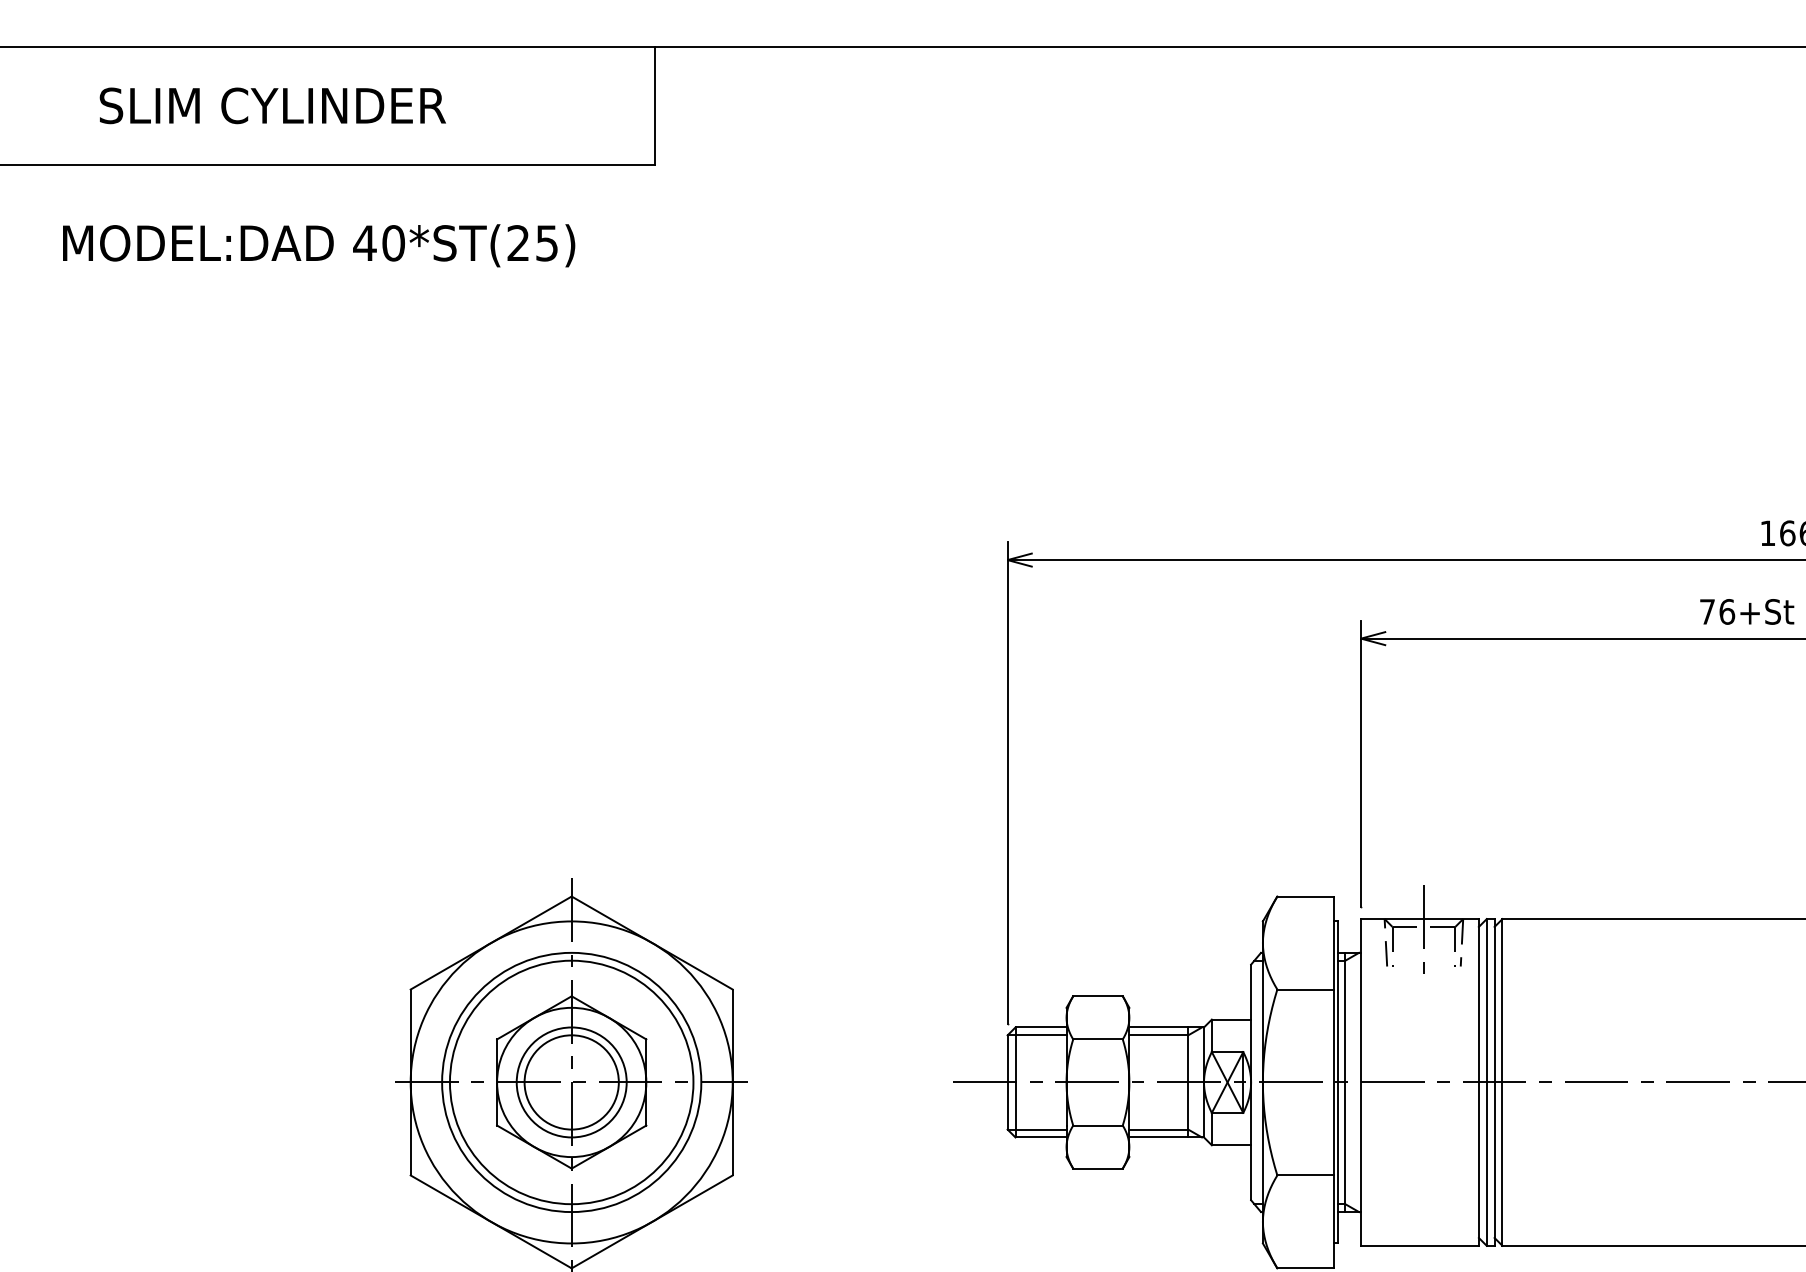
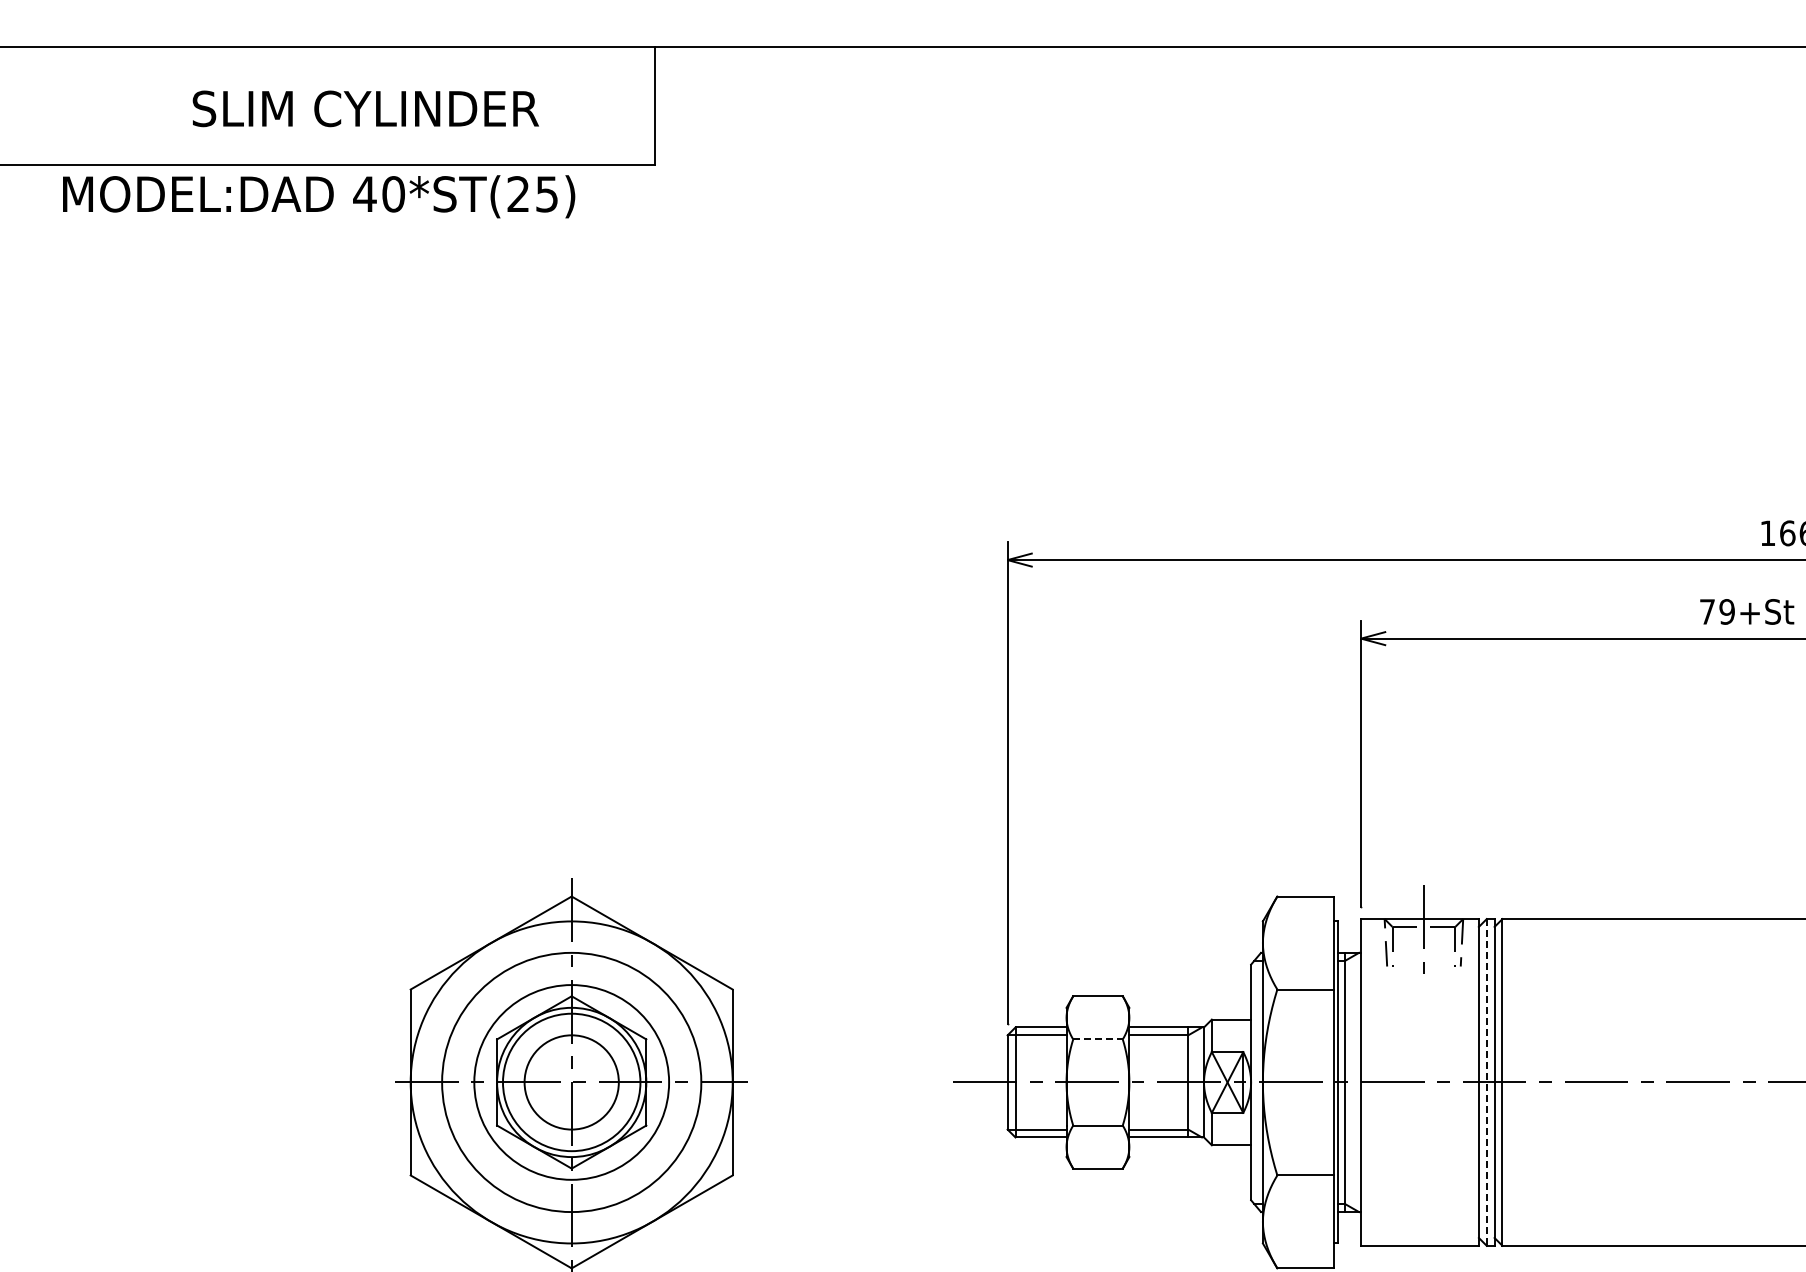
text position: (272, 105) -> (365, 108) (365, 108)
text position: (319, 245) -> (319, 196) (319, 196)
text: 76+St -> 79+St (1727, 611)
line: solid -> dashed (1098, 1039)
circle diameter: 110 px -> 137 px (571, 1082)
circle diameter: 243 px -> 195 px (571, 1082)
line: solid -> dashed (1486, 1082)
